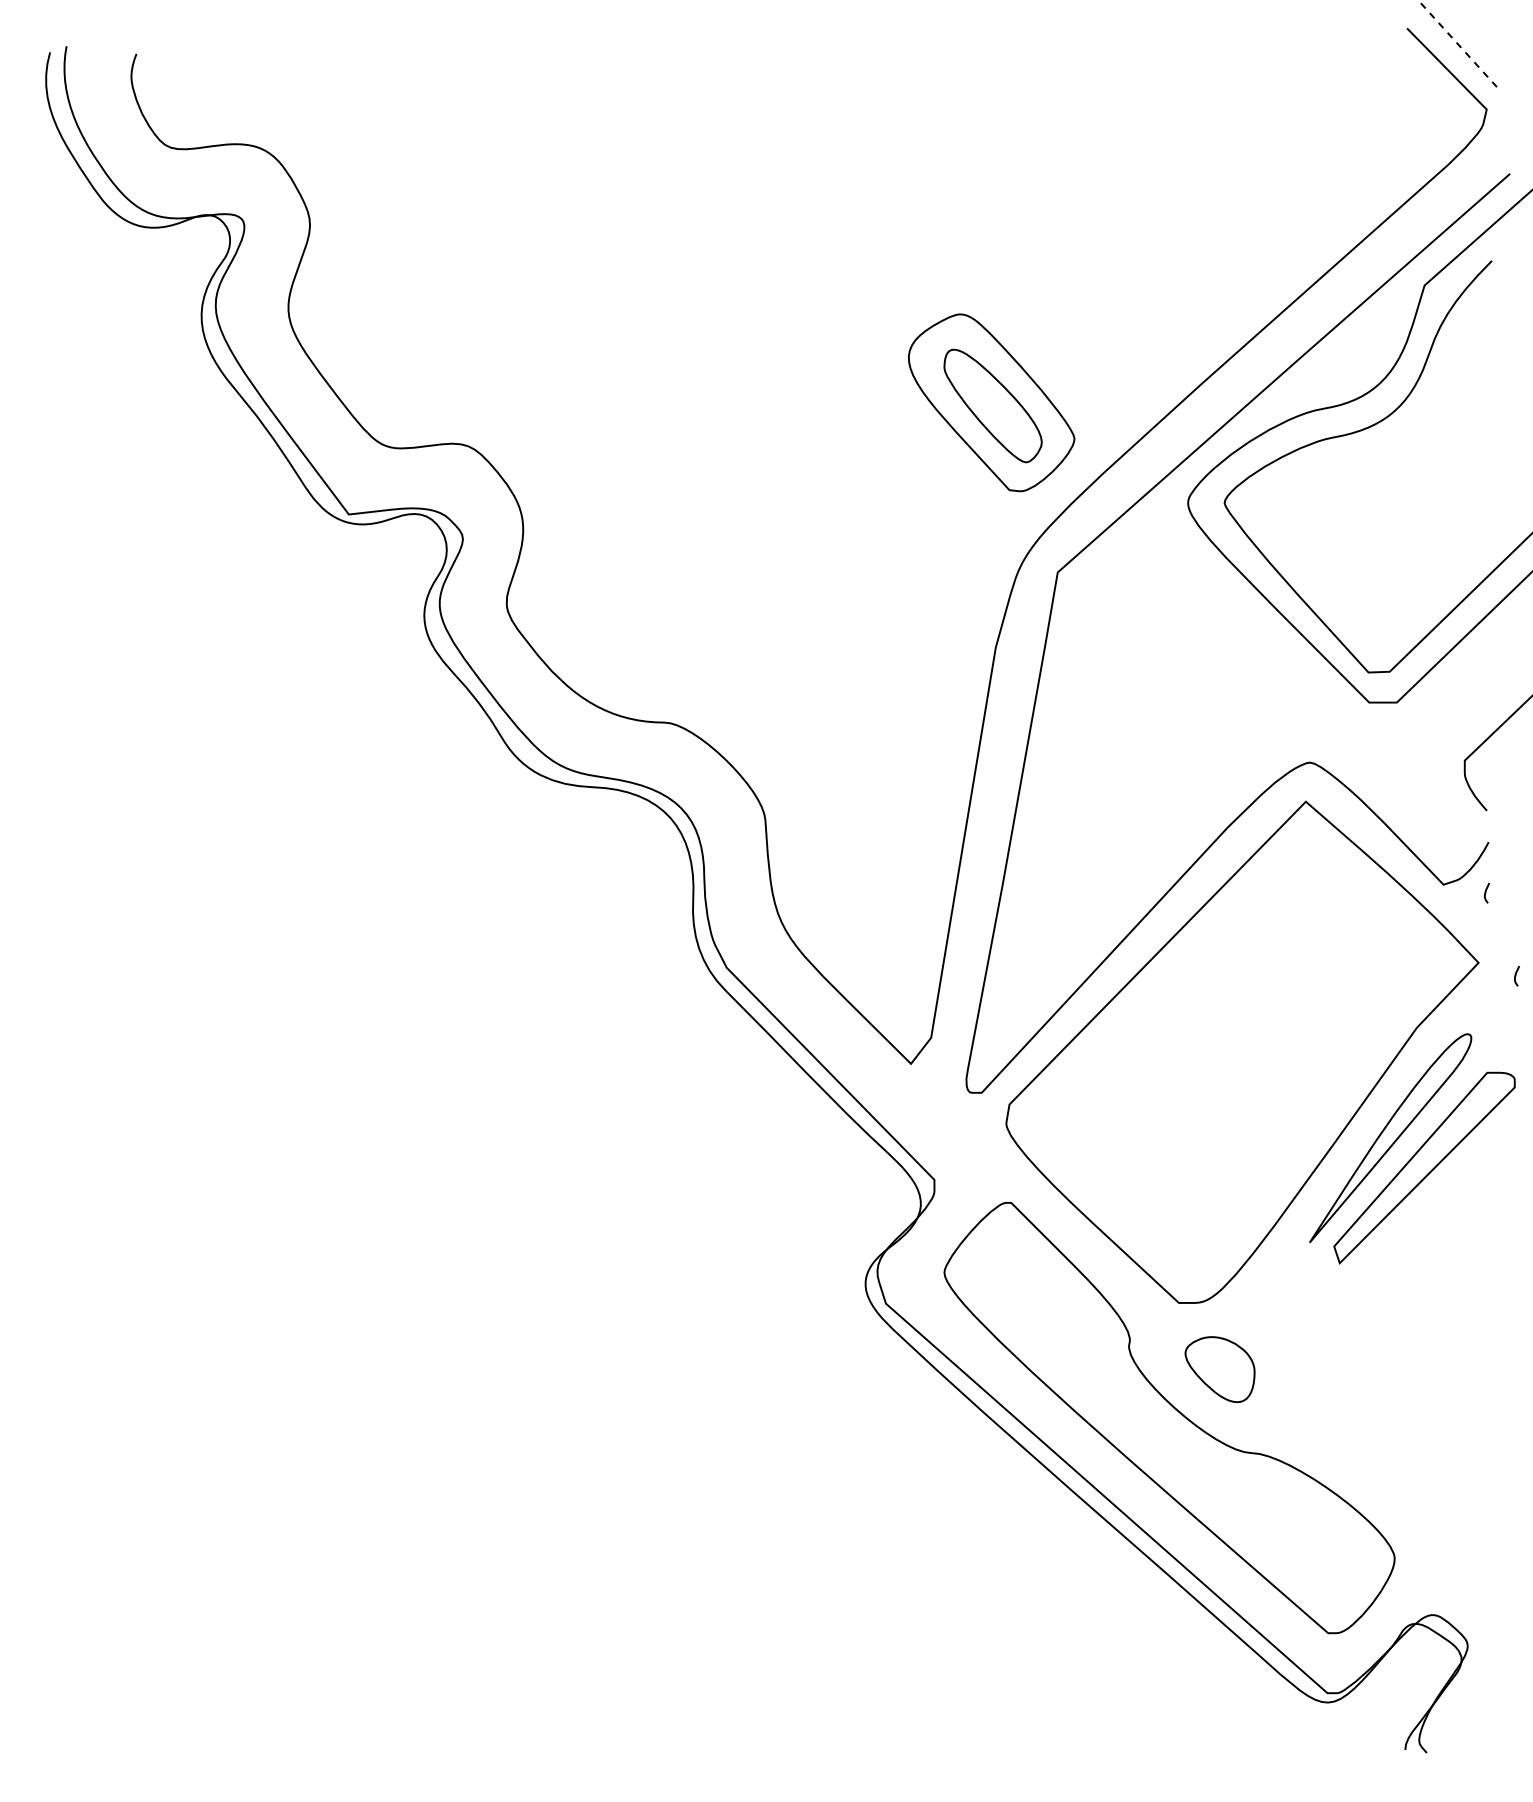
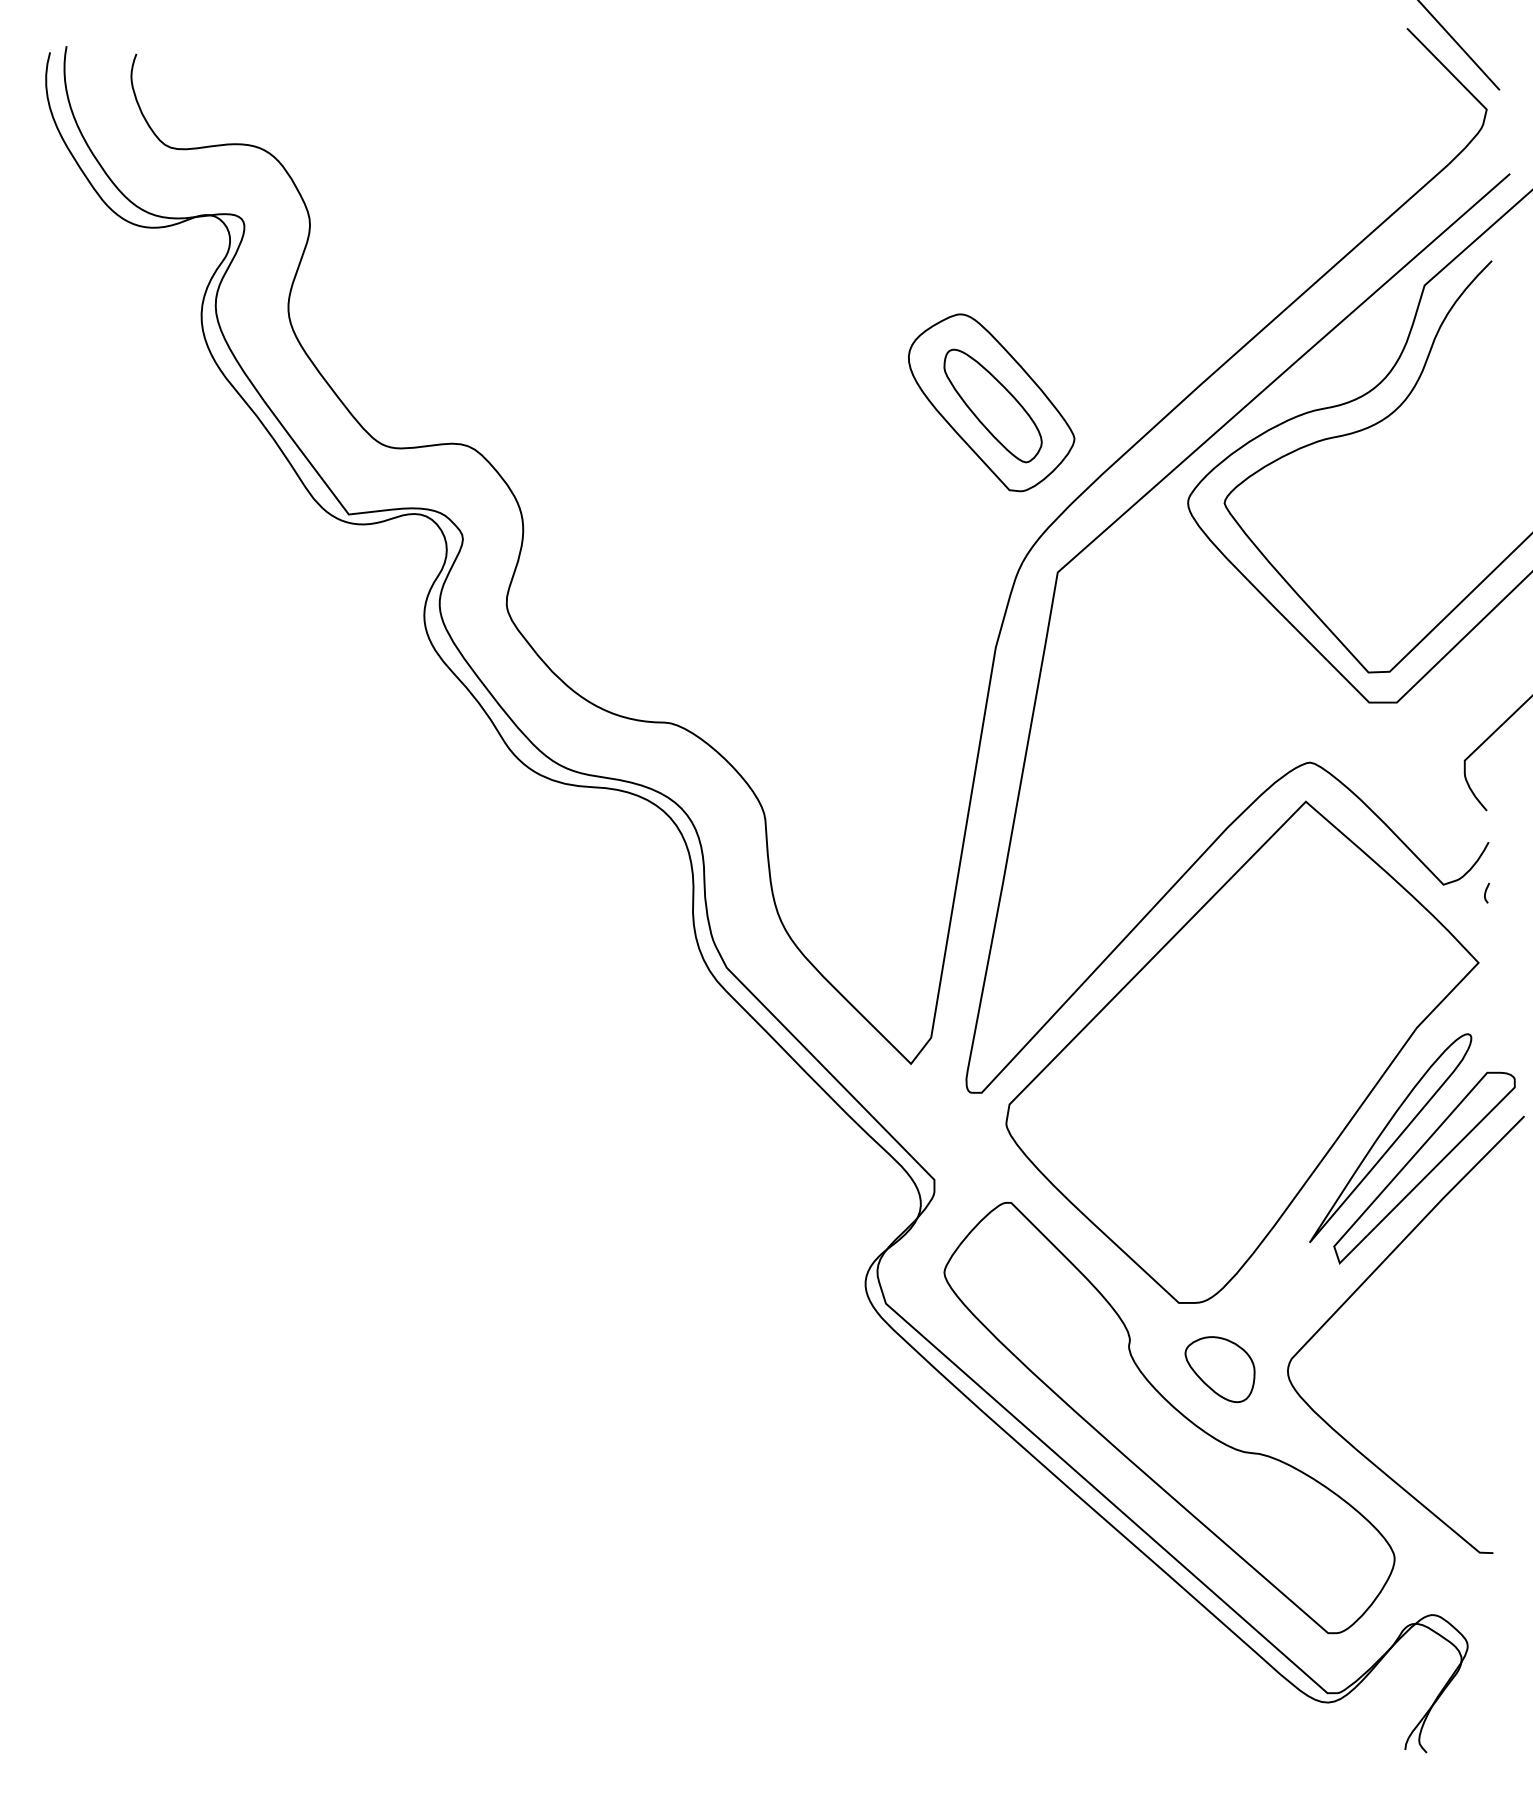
line: dashed -> solid (1459, 45)
curve: present -> none (1516, 975)
curve: none -> present (1359, 1288)
